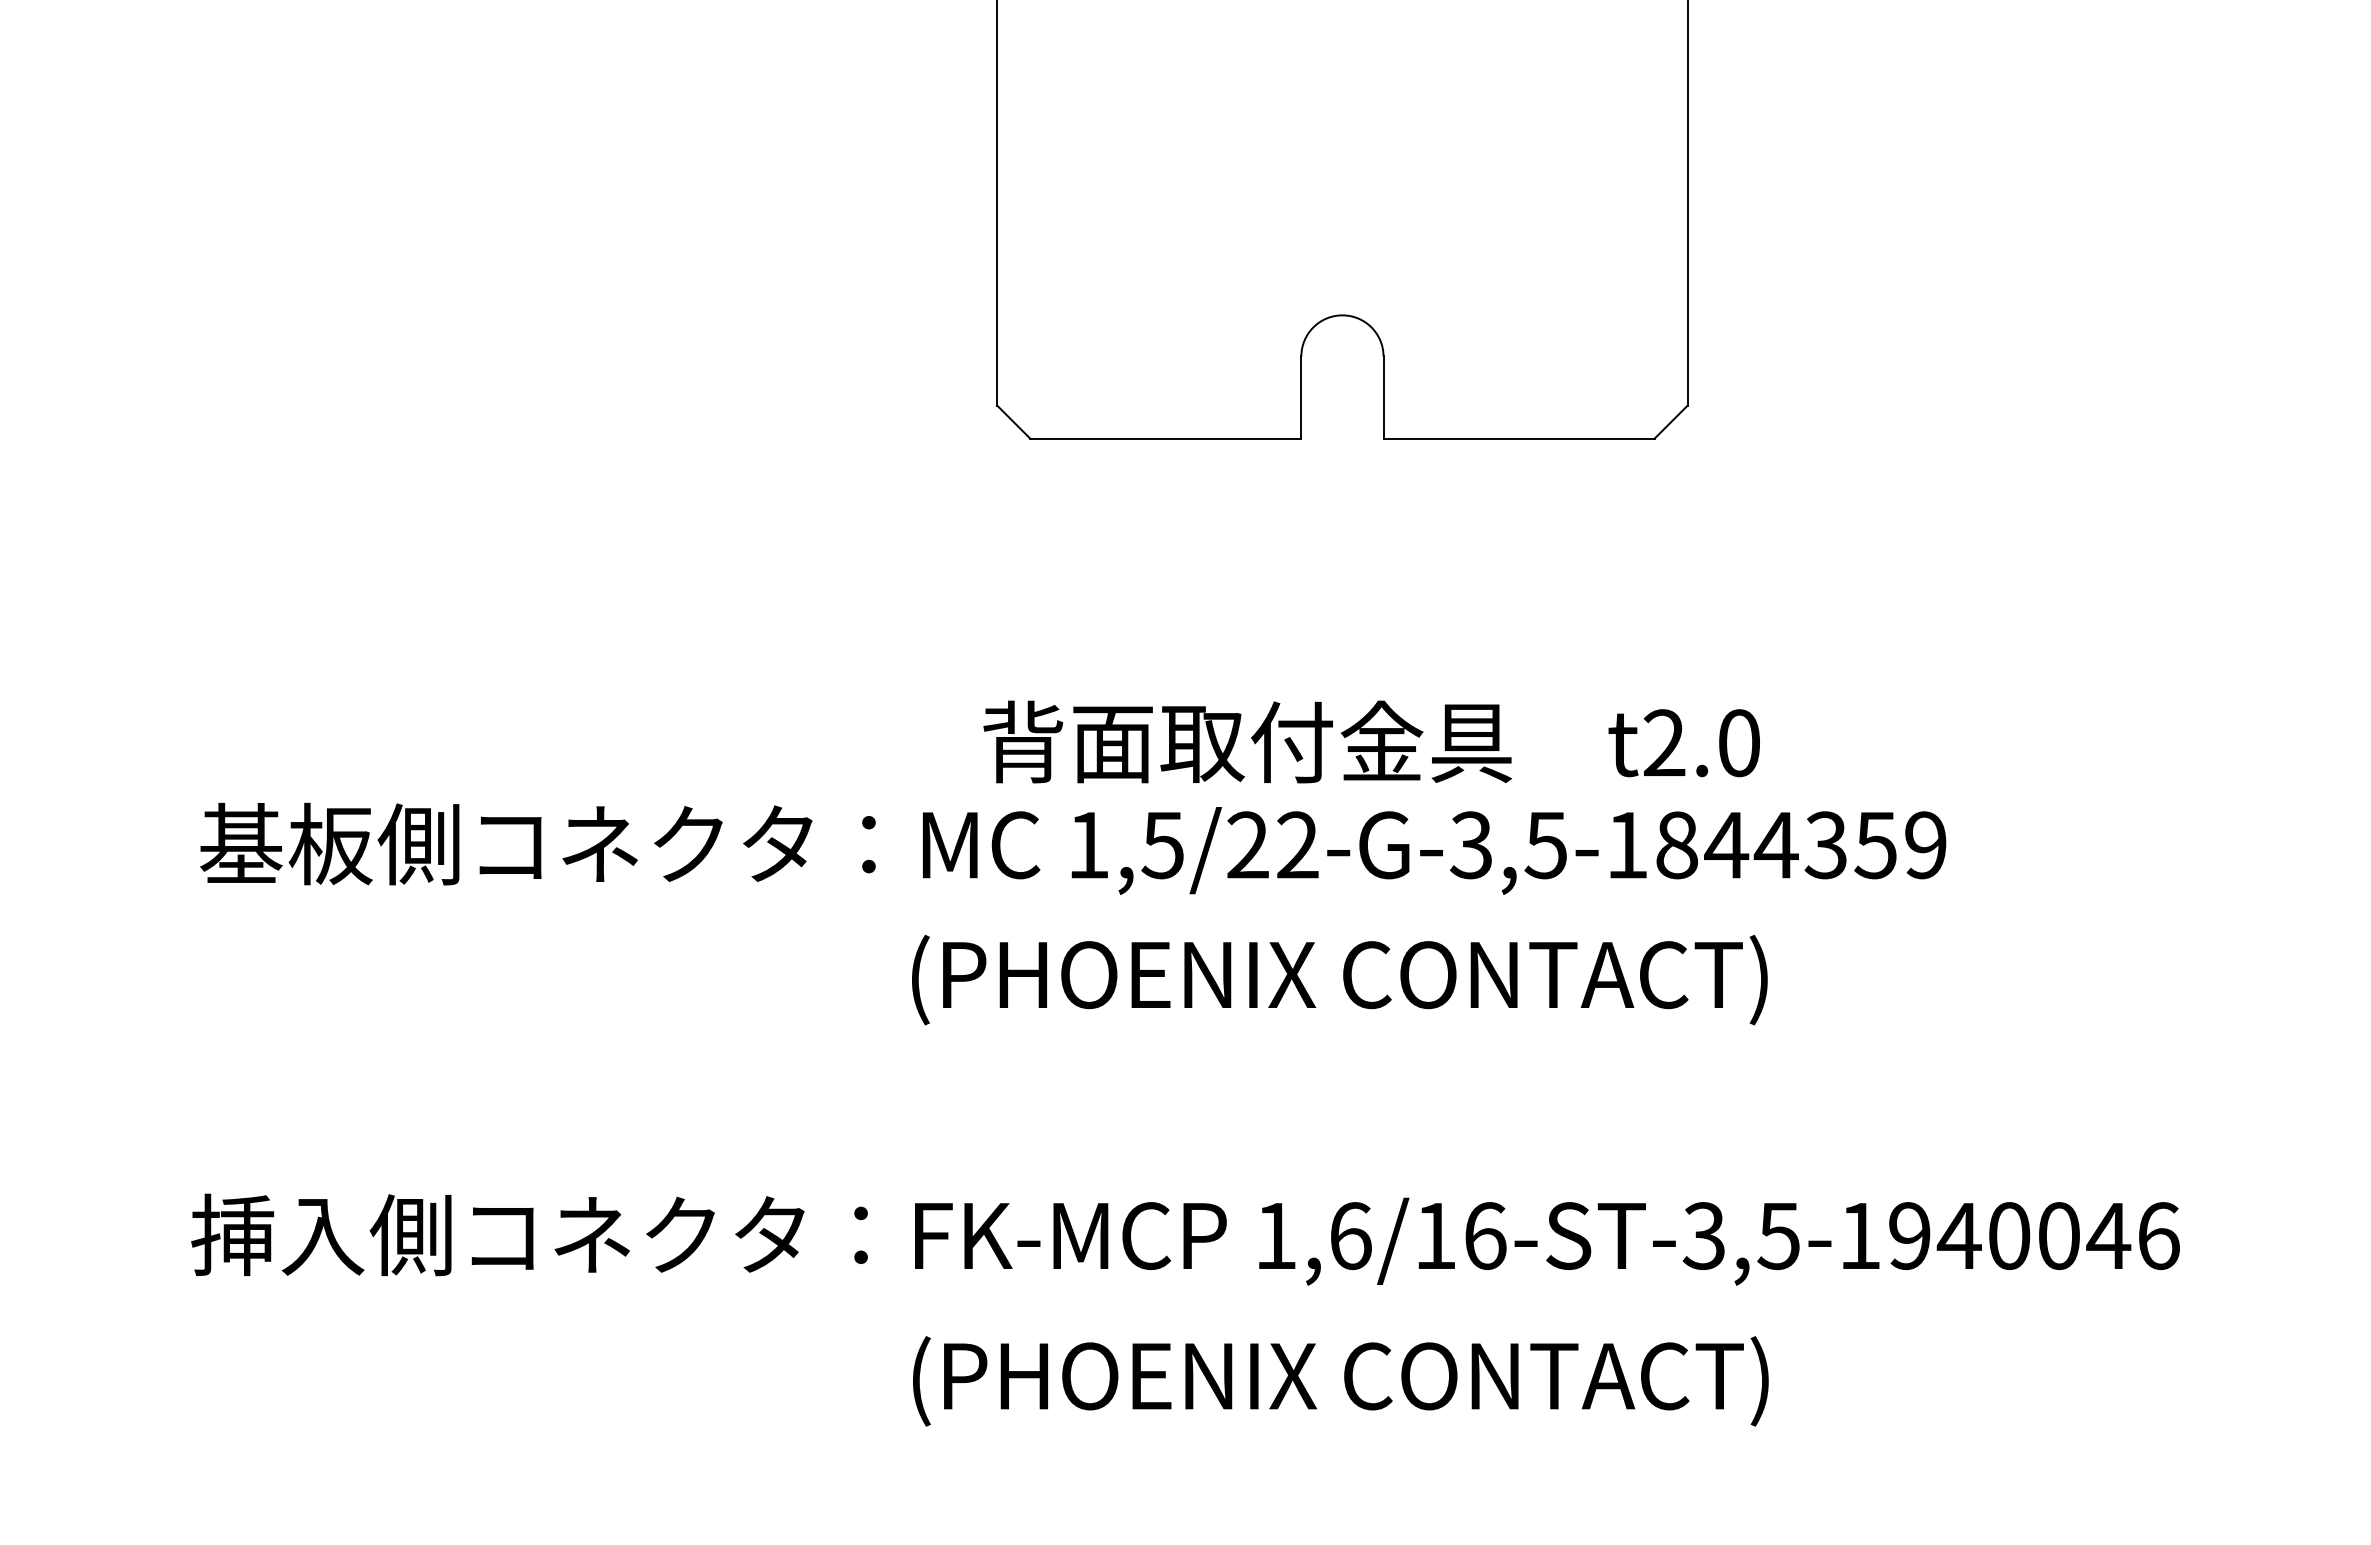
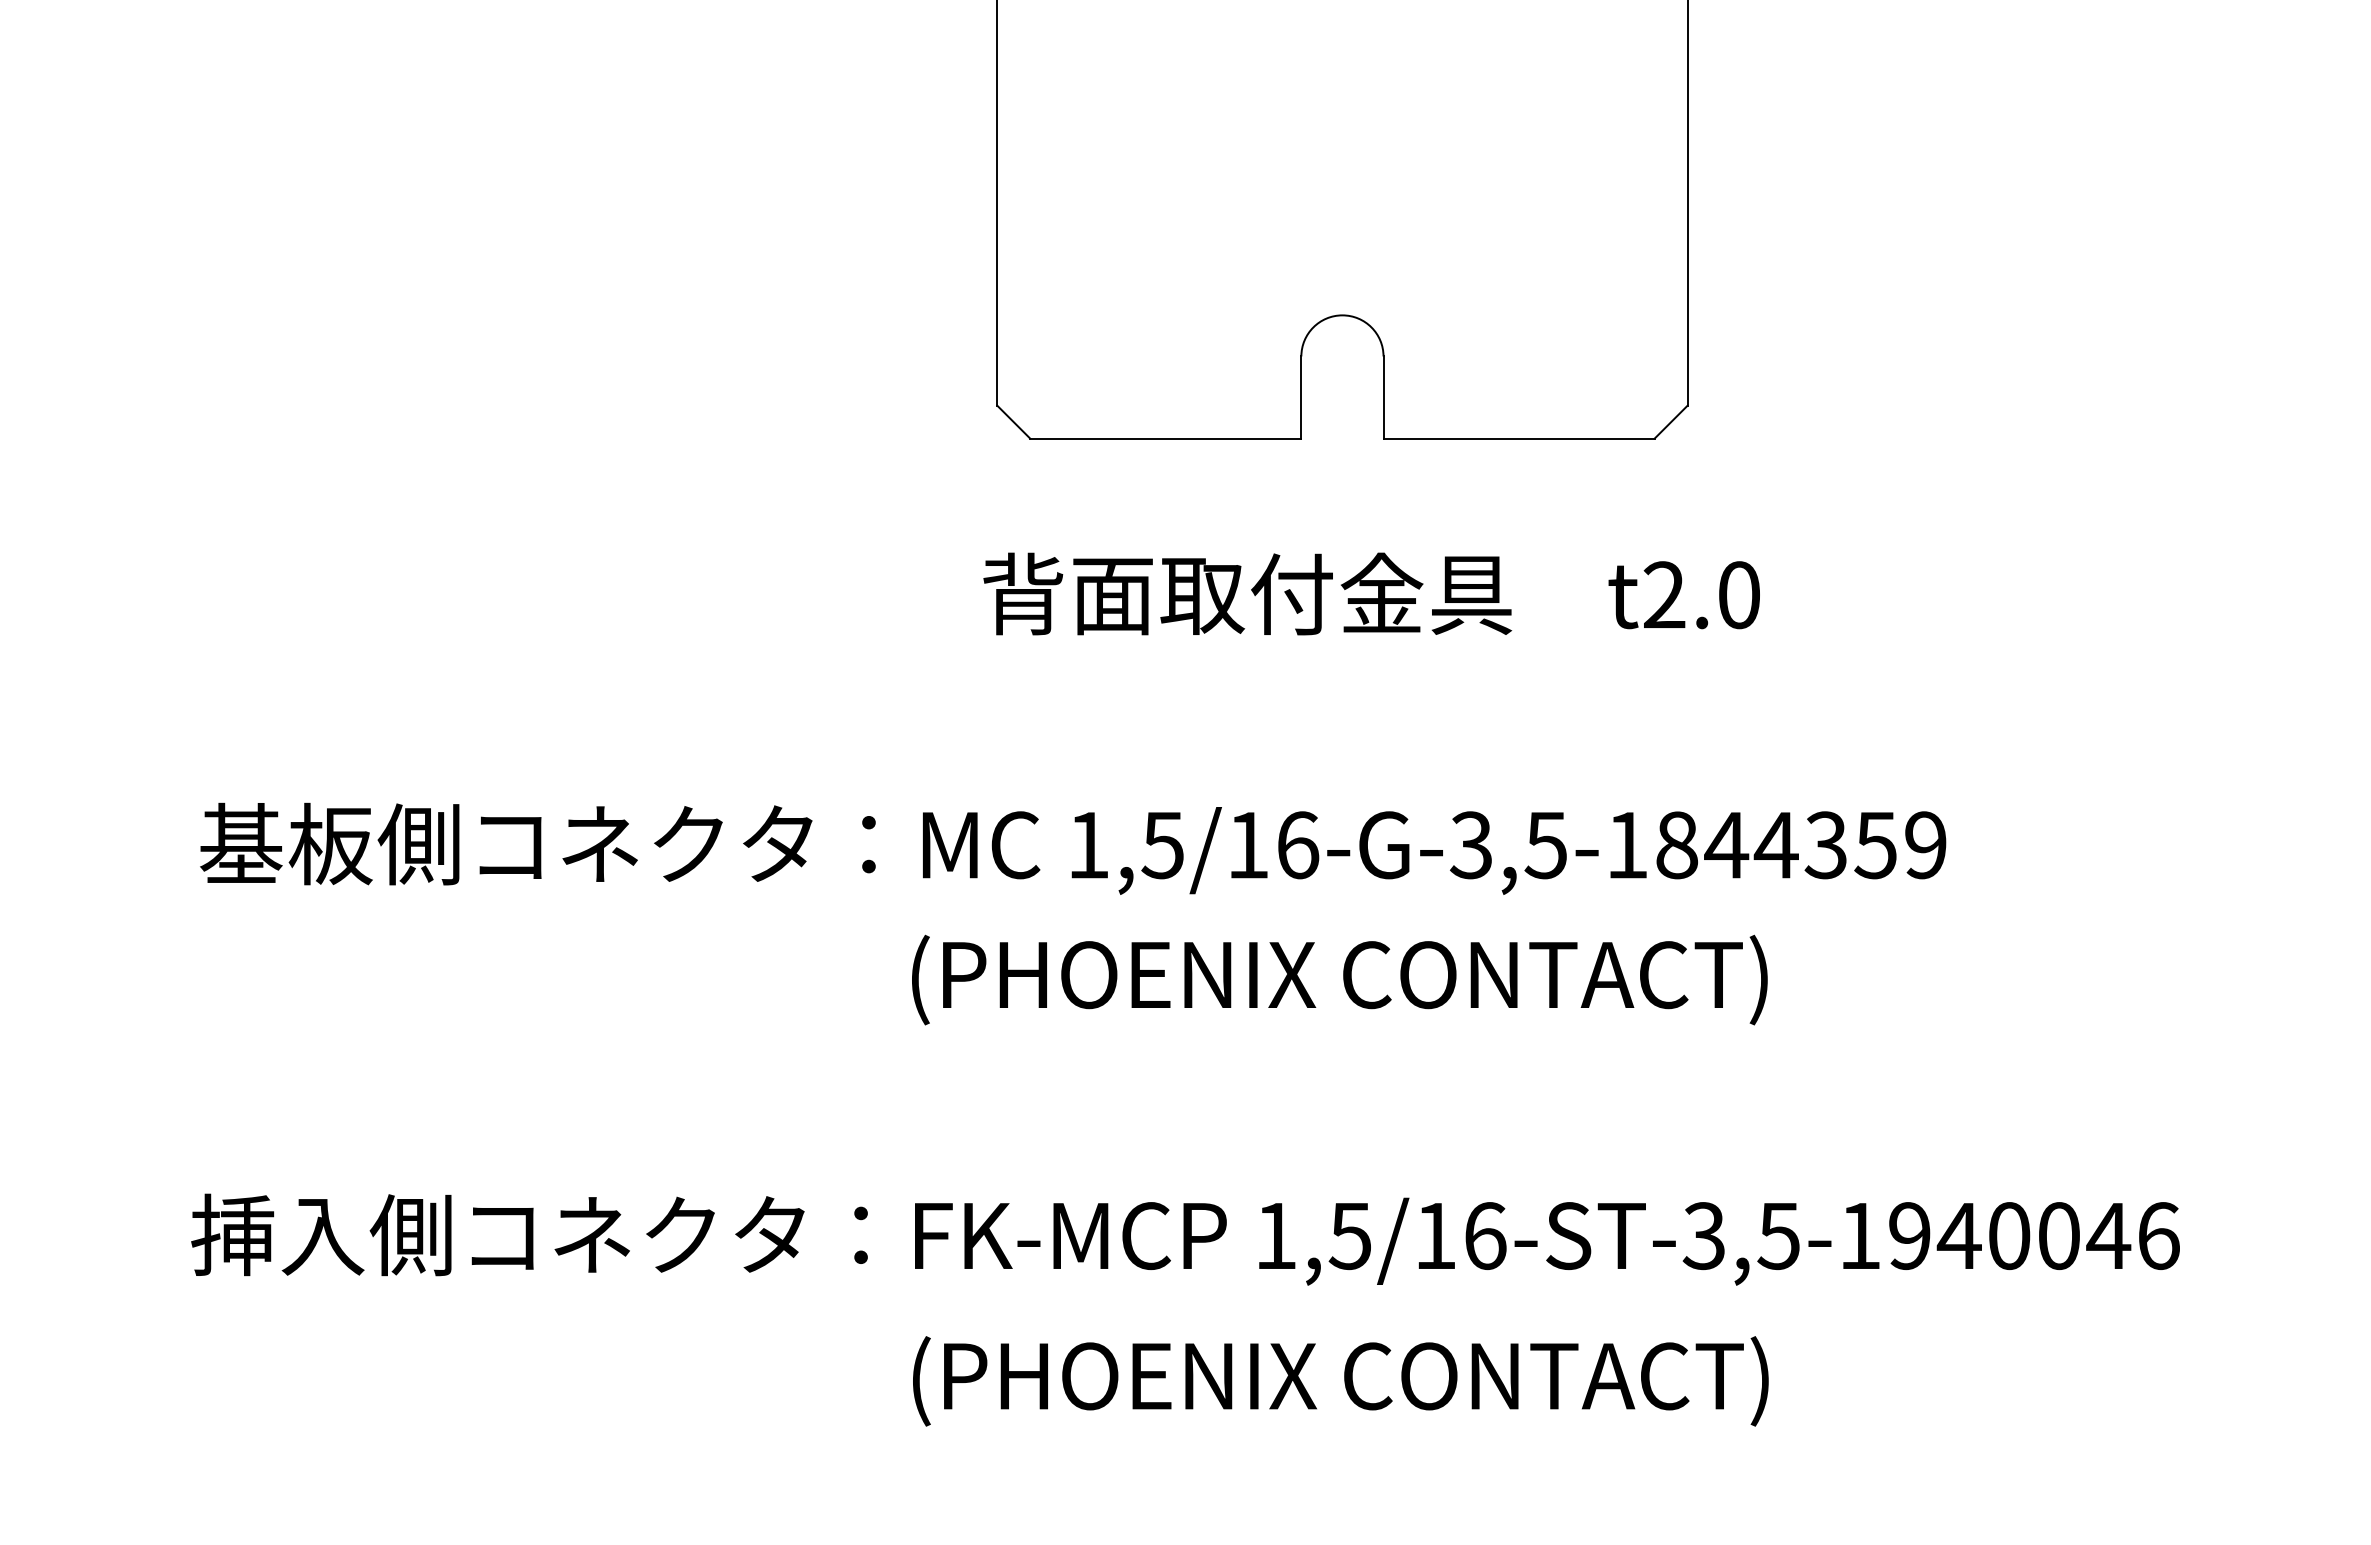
text position: (1371, 741) -> (1371, 593) (1371, 593)
text: 1,5/22-G-3,5-1844359 -> 1,5/16-G-3,5-1844359 (1273, 845)
text: 1,6/16-ST-3,5-1940046 -> 1,5/16-ST-3,5-1940046 (1349, 1236)
